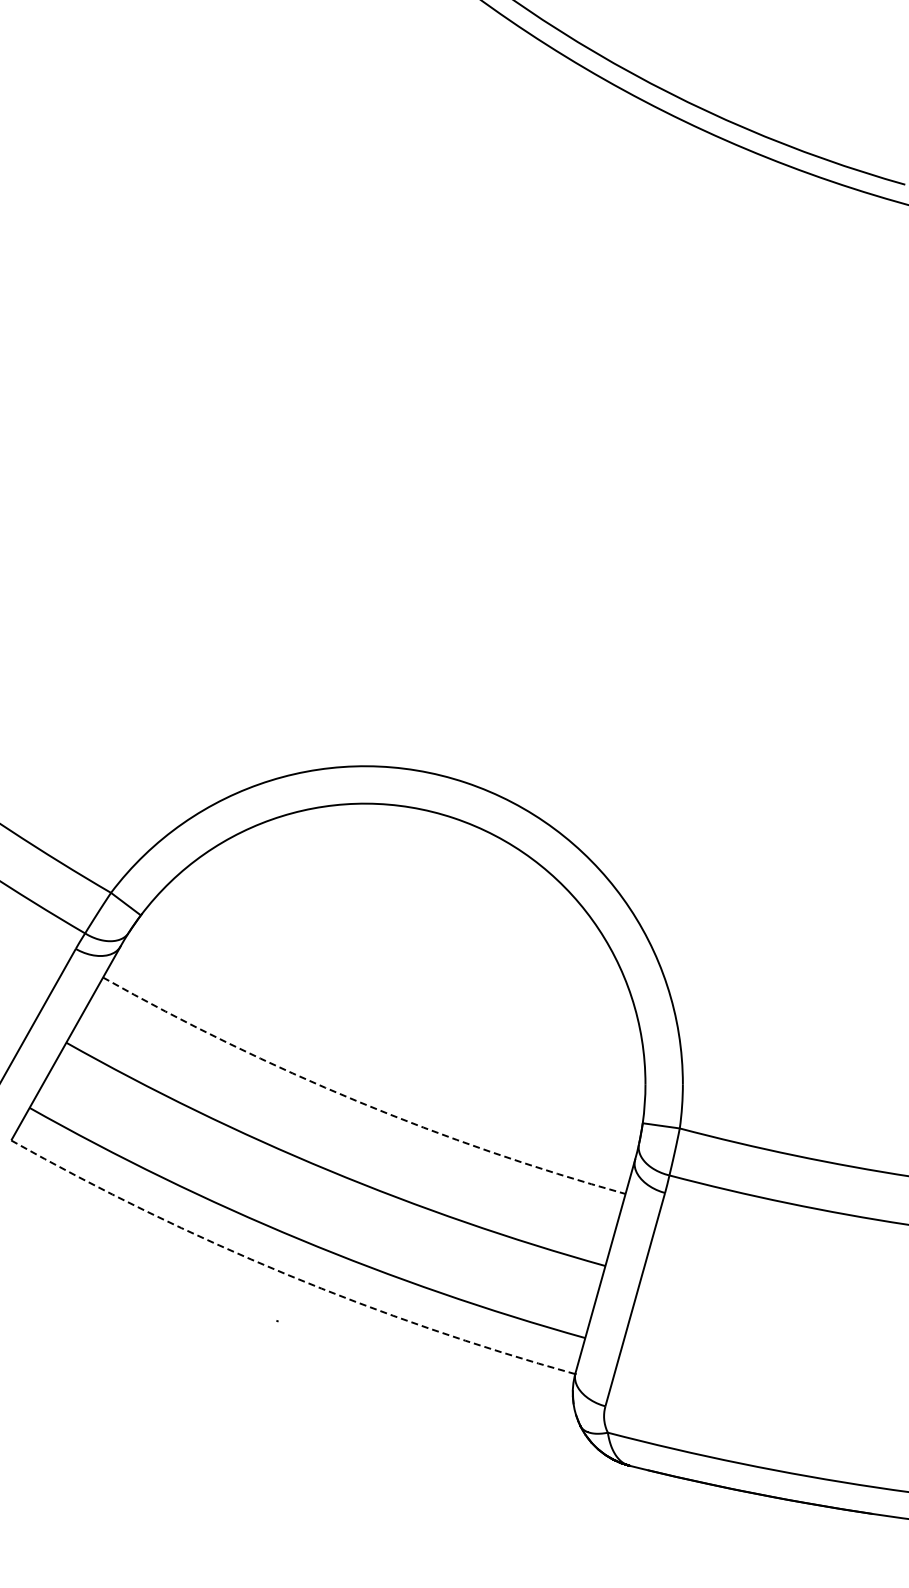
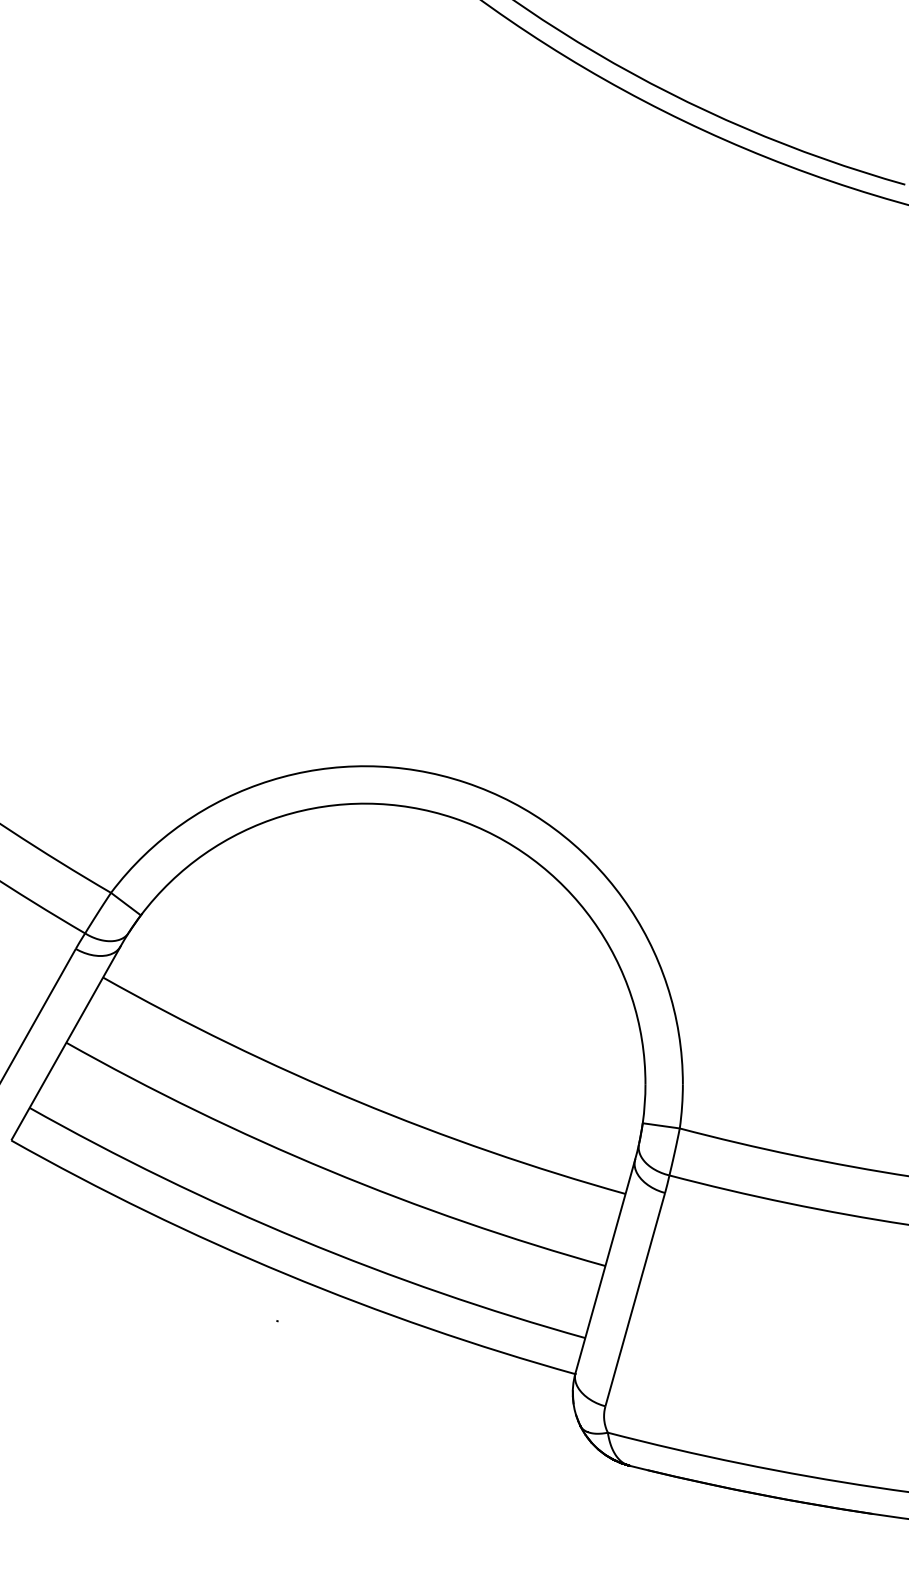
arc: dashed -> solid (357, 1101)
arc: dashed -> solid (286, 1274)
